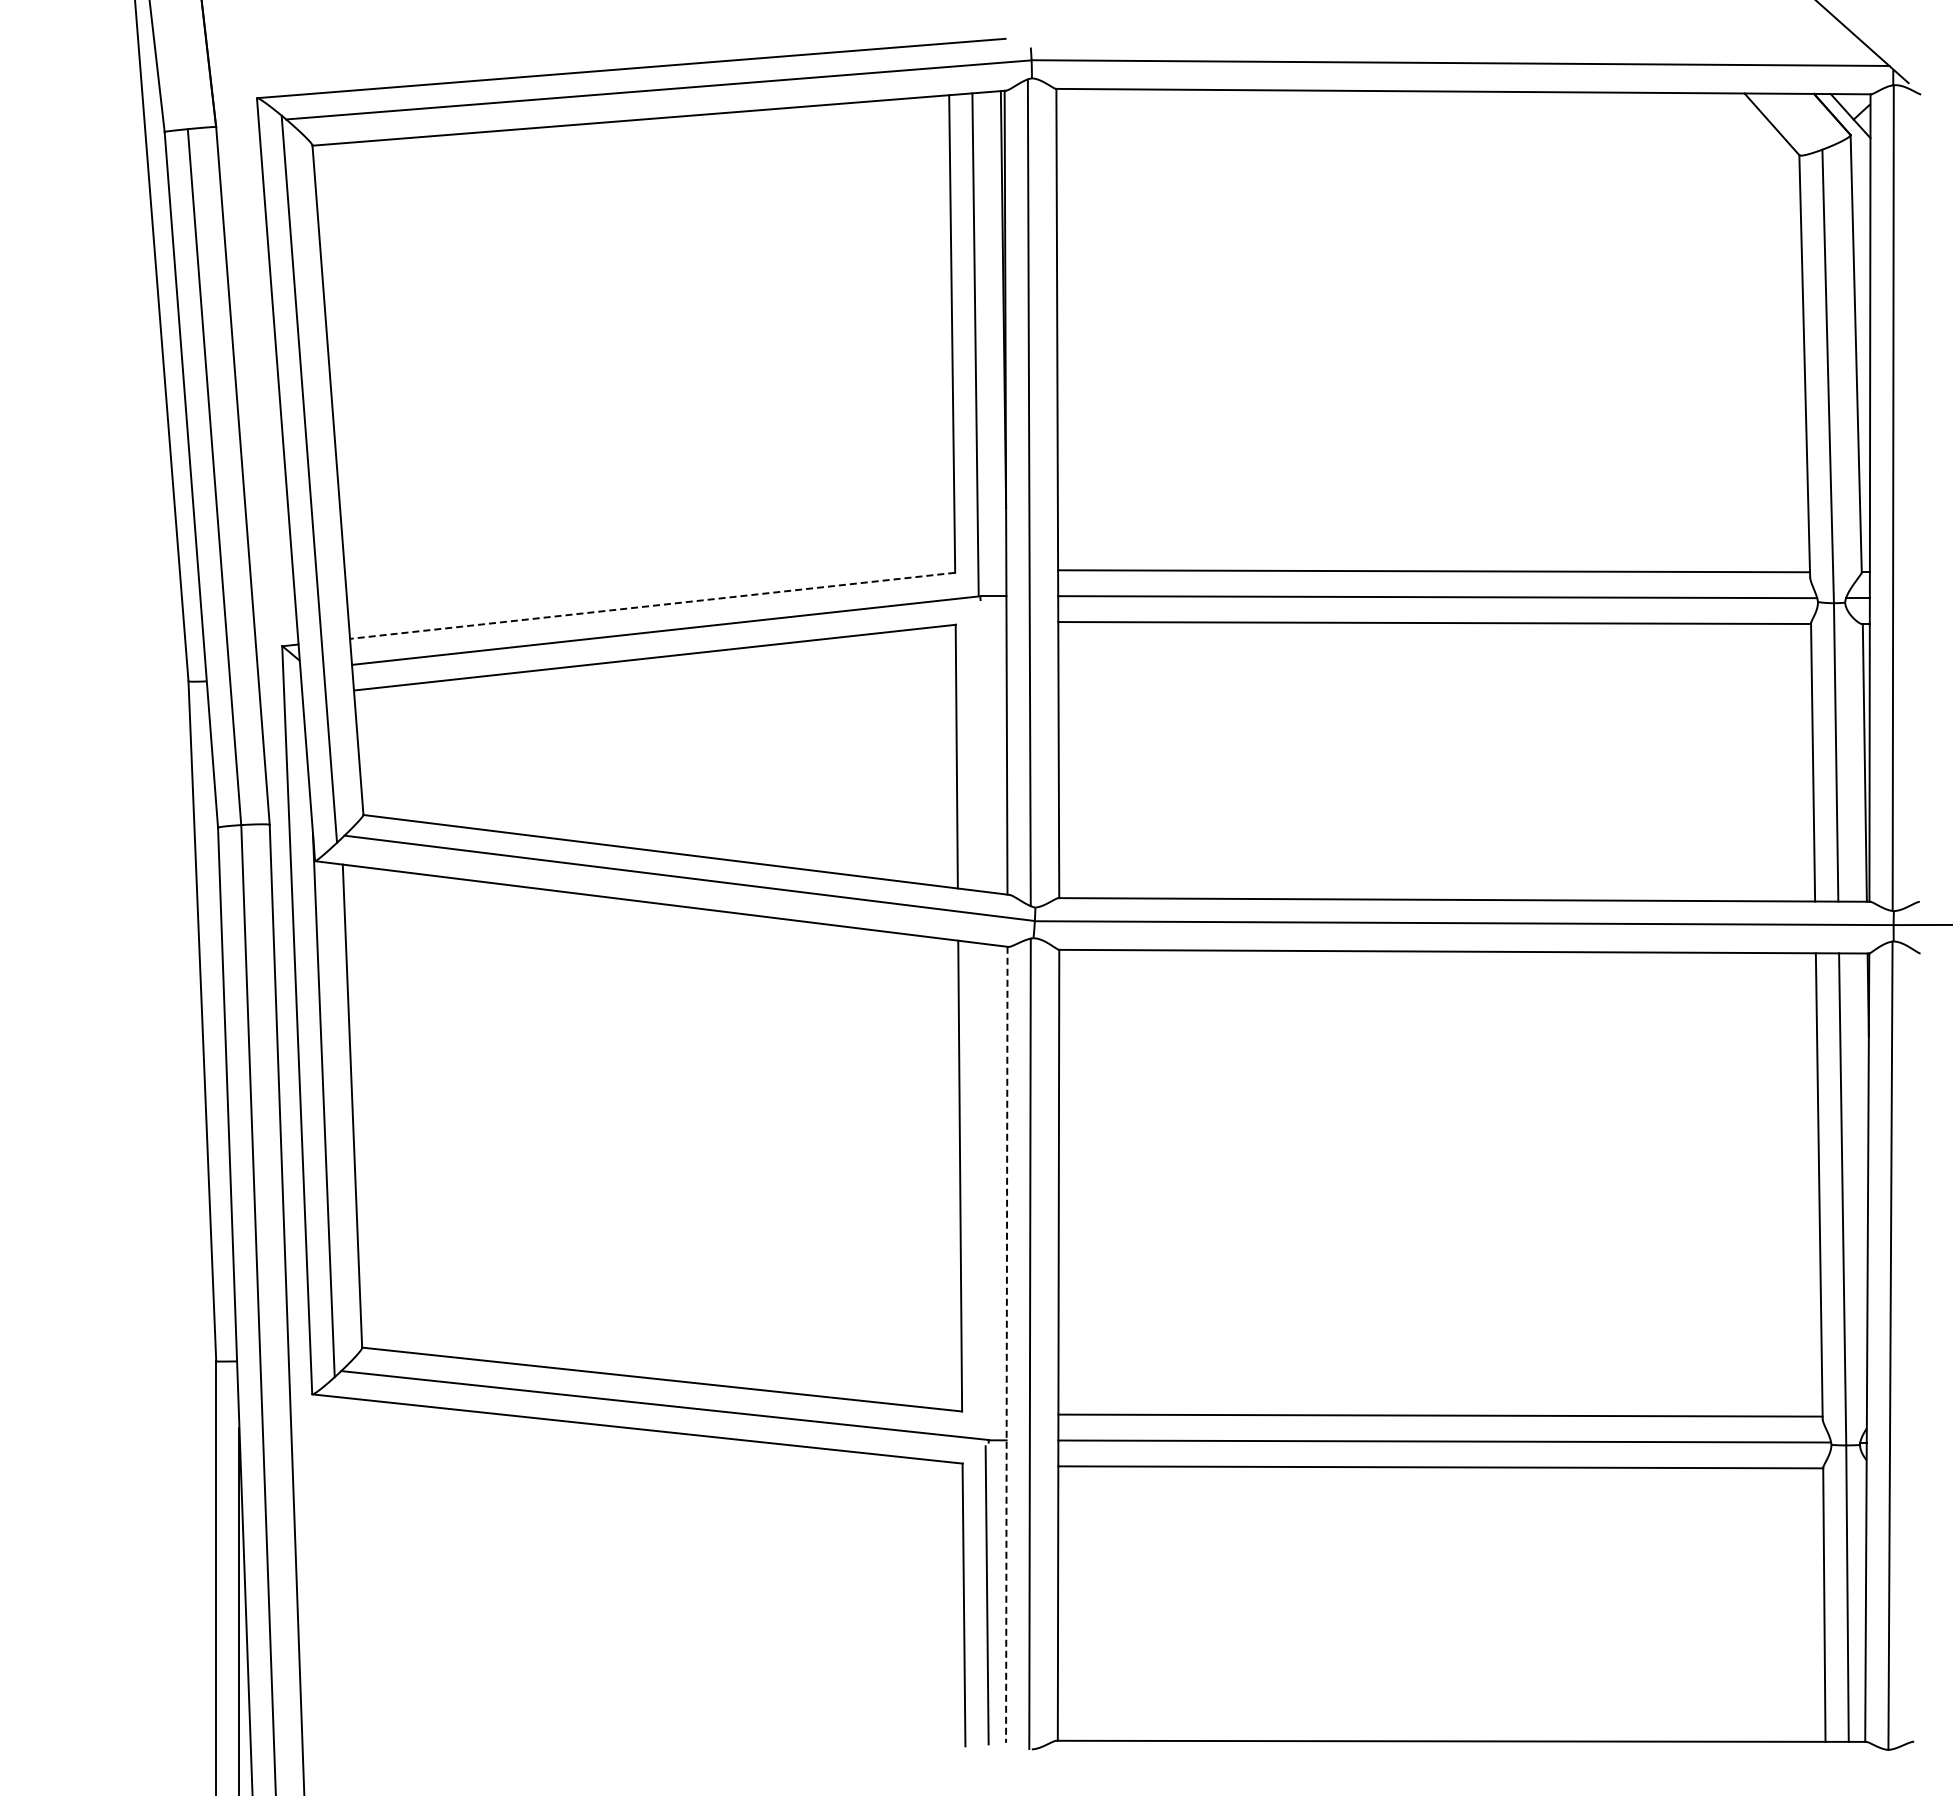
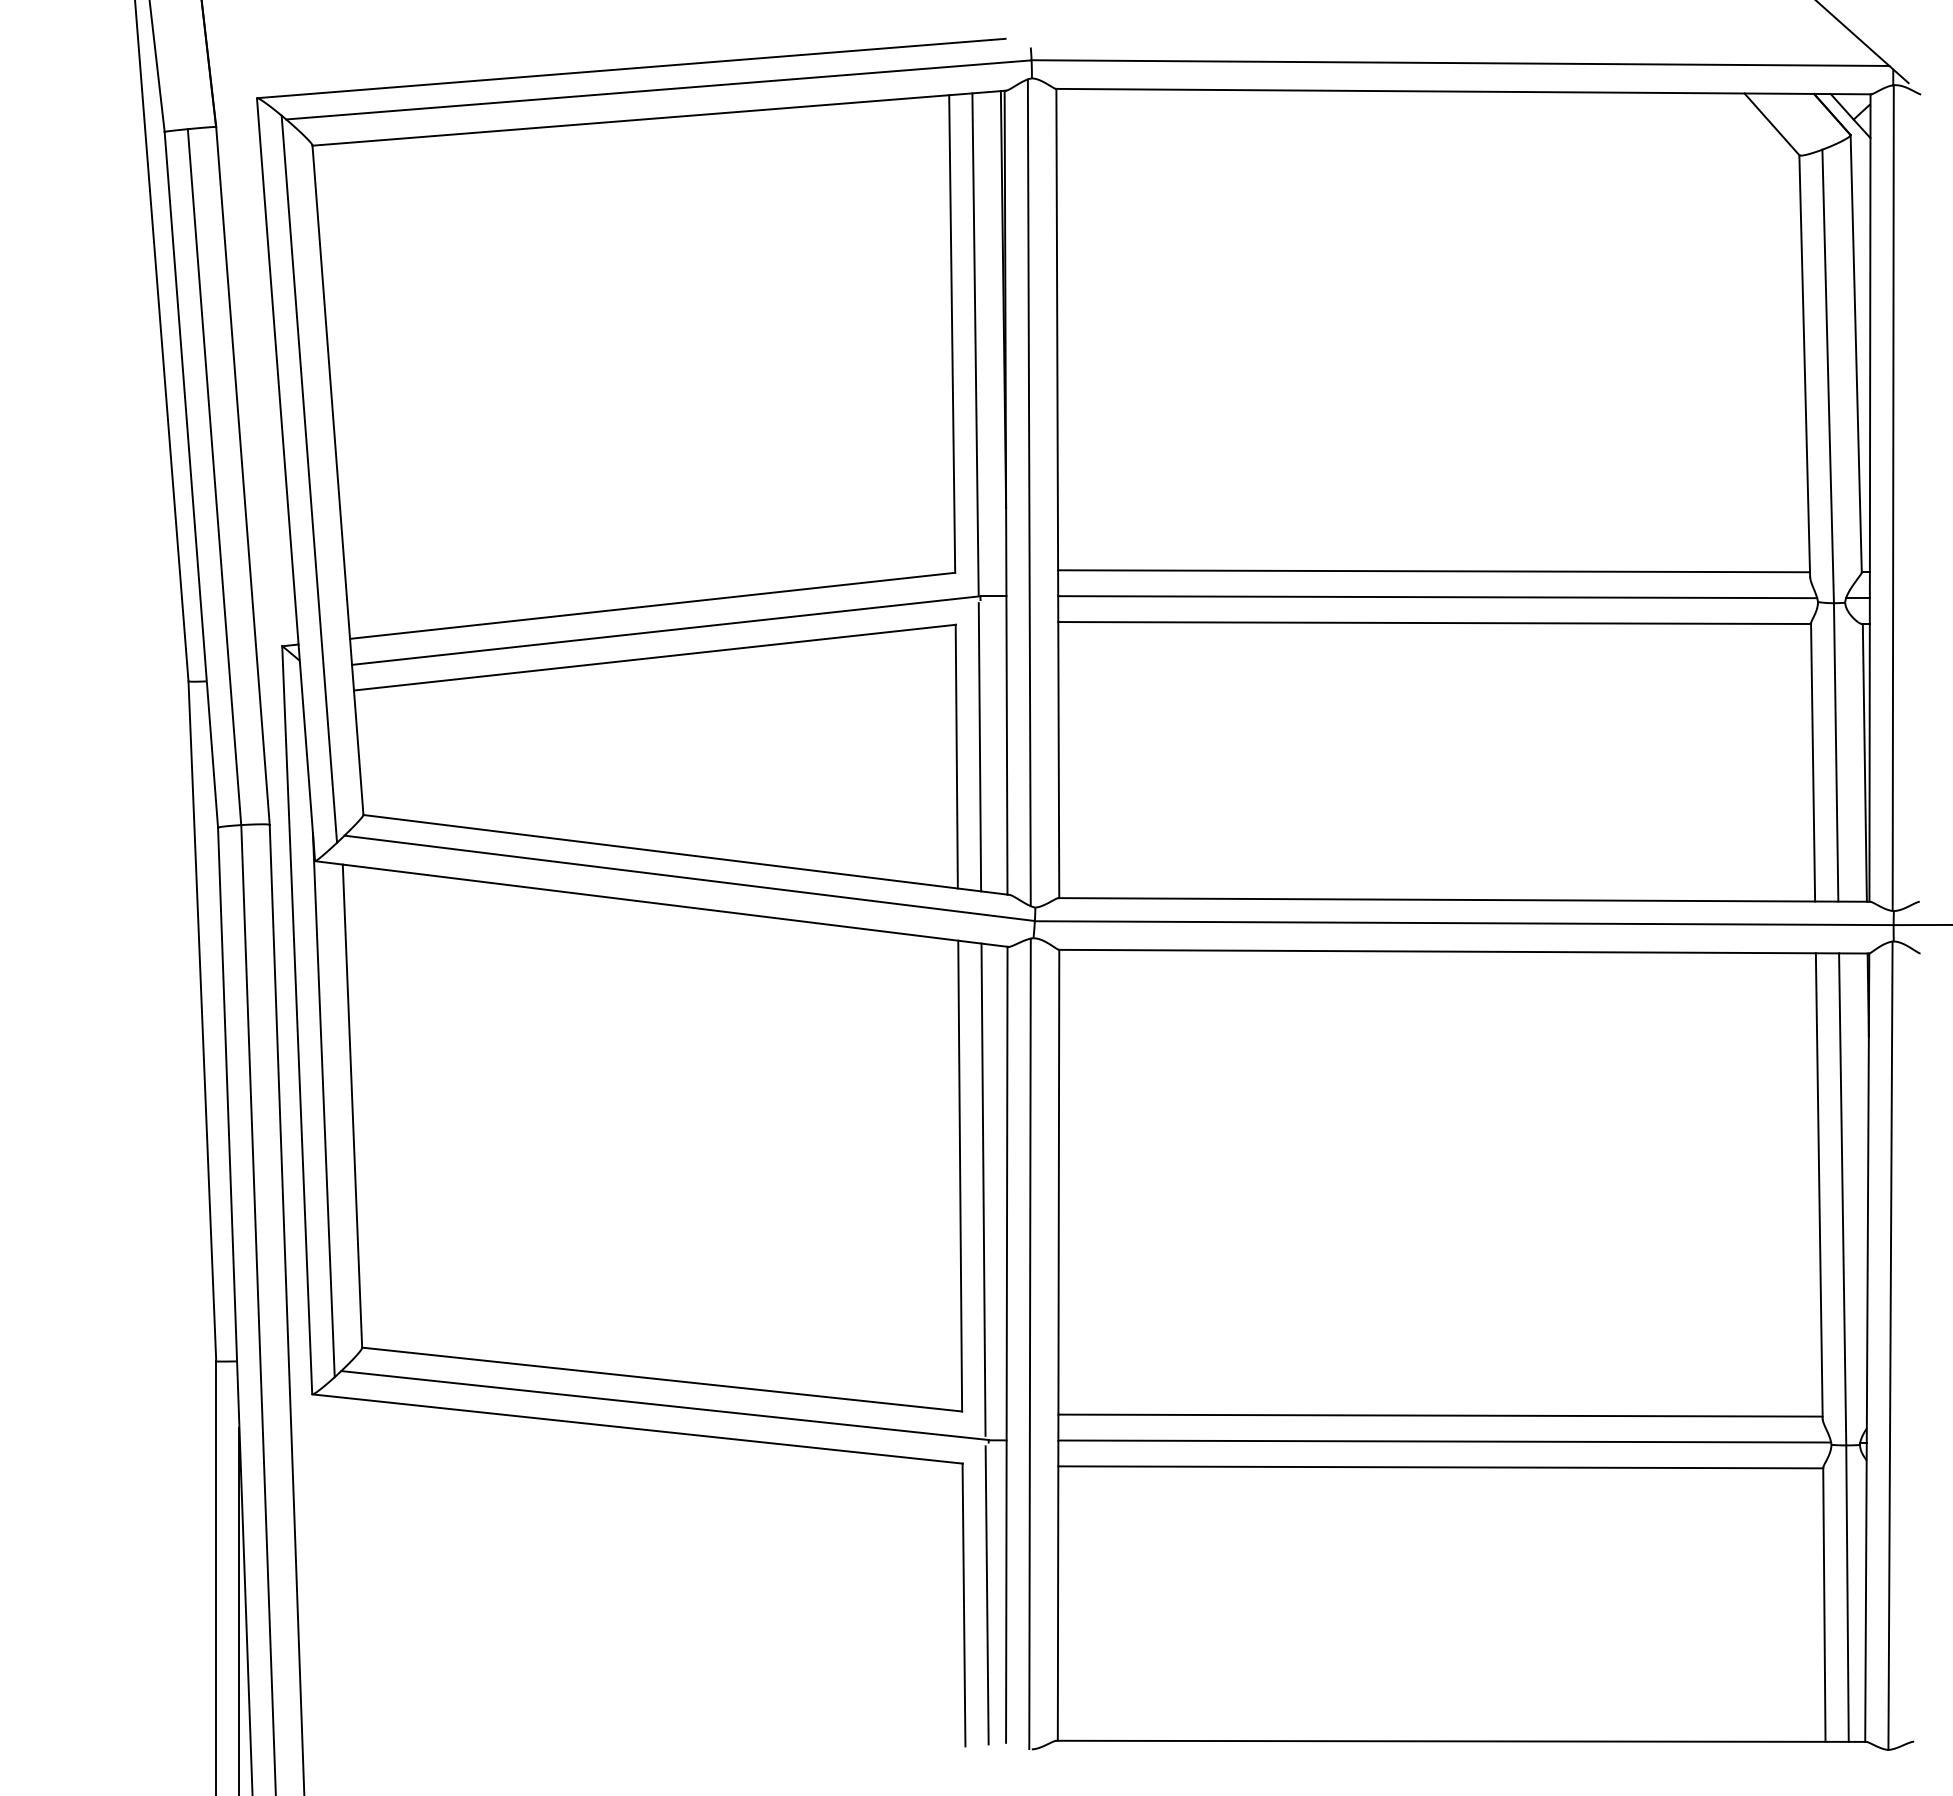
line: dashed -> solid (652, 605)
line: none -> present (979, 747)
line: none -> present (983, 1189)
line: dashed -> solid (1006, 1345)
